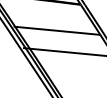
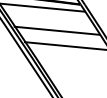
line: none -> present (43, 7)
line position: (63, 51) -> (63, 45) (63, 45)
